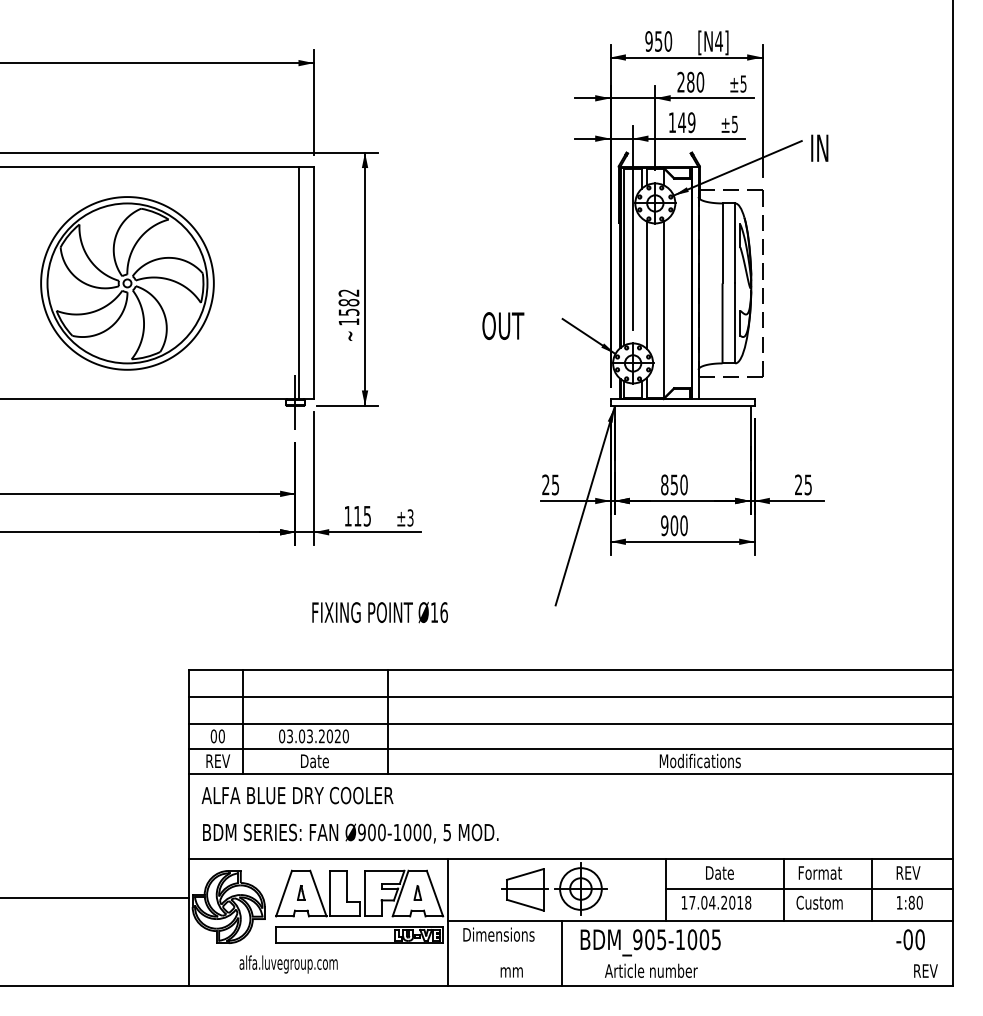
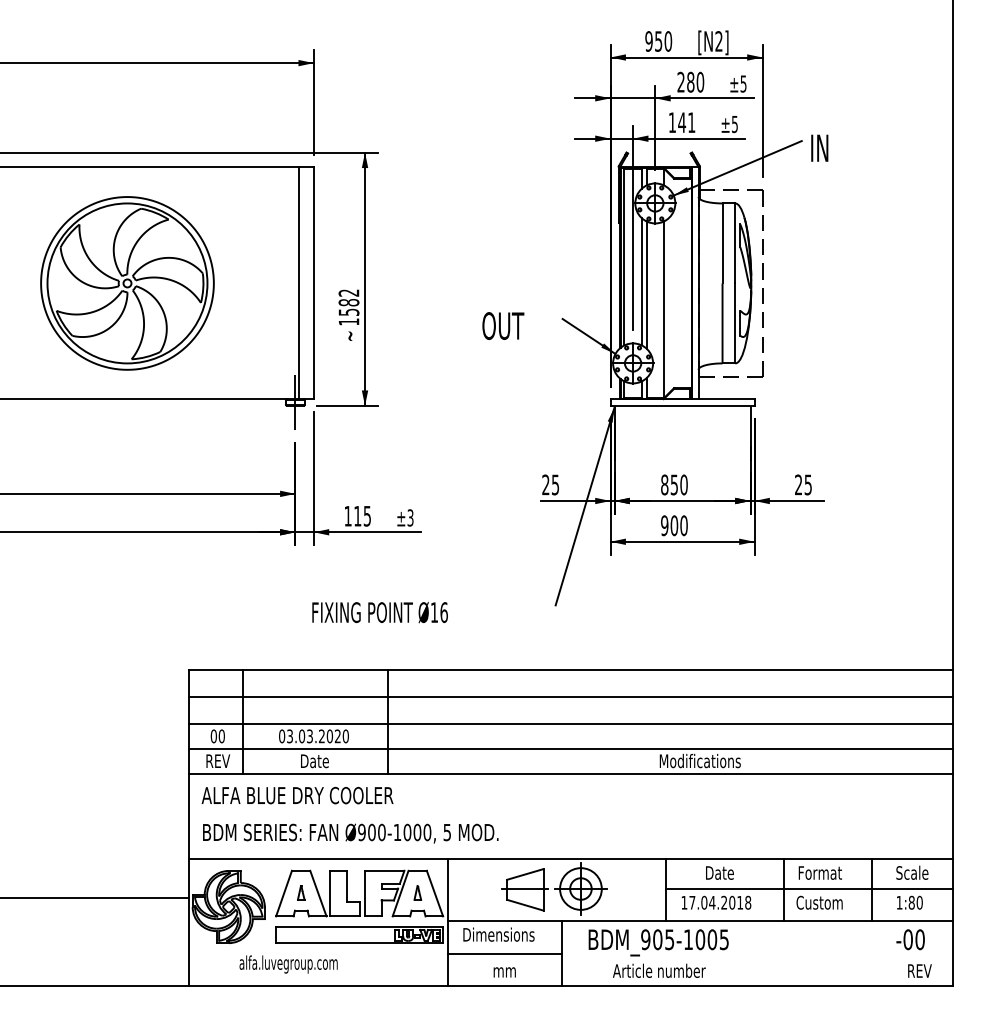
text: [N4] -> [N2] (718, 41)
text: 149 -> 141 (691, 122)
line: none -> present (641, 281)
text: REV -> Scale (912, 872)
text position: (650, 953) -> (658, 953) (658, 953)
line: none -> present (504, 954)
text position: (925, 970) -> (919, 970) (919, 970)
text position: (511, 972) -> (504, 972) (504, 972)
